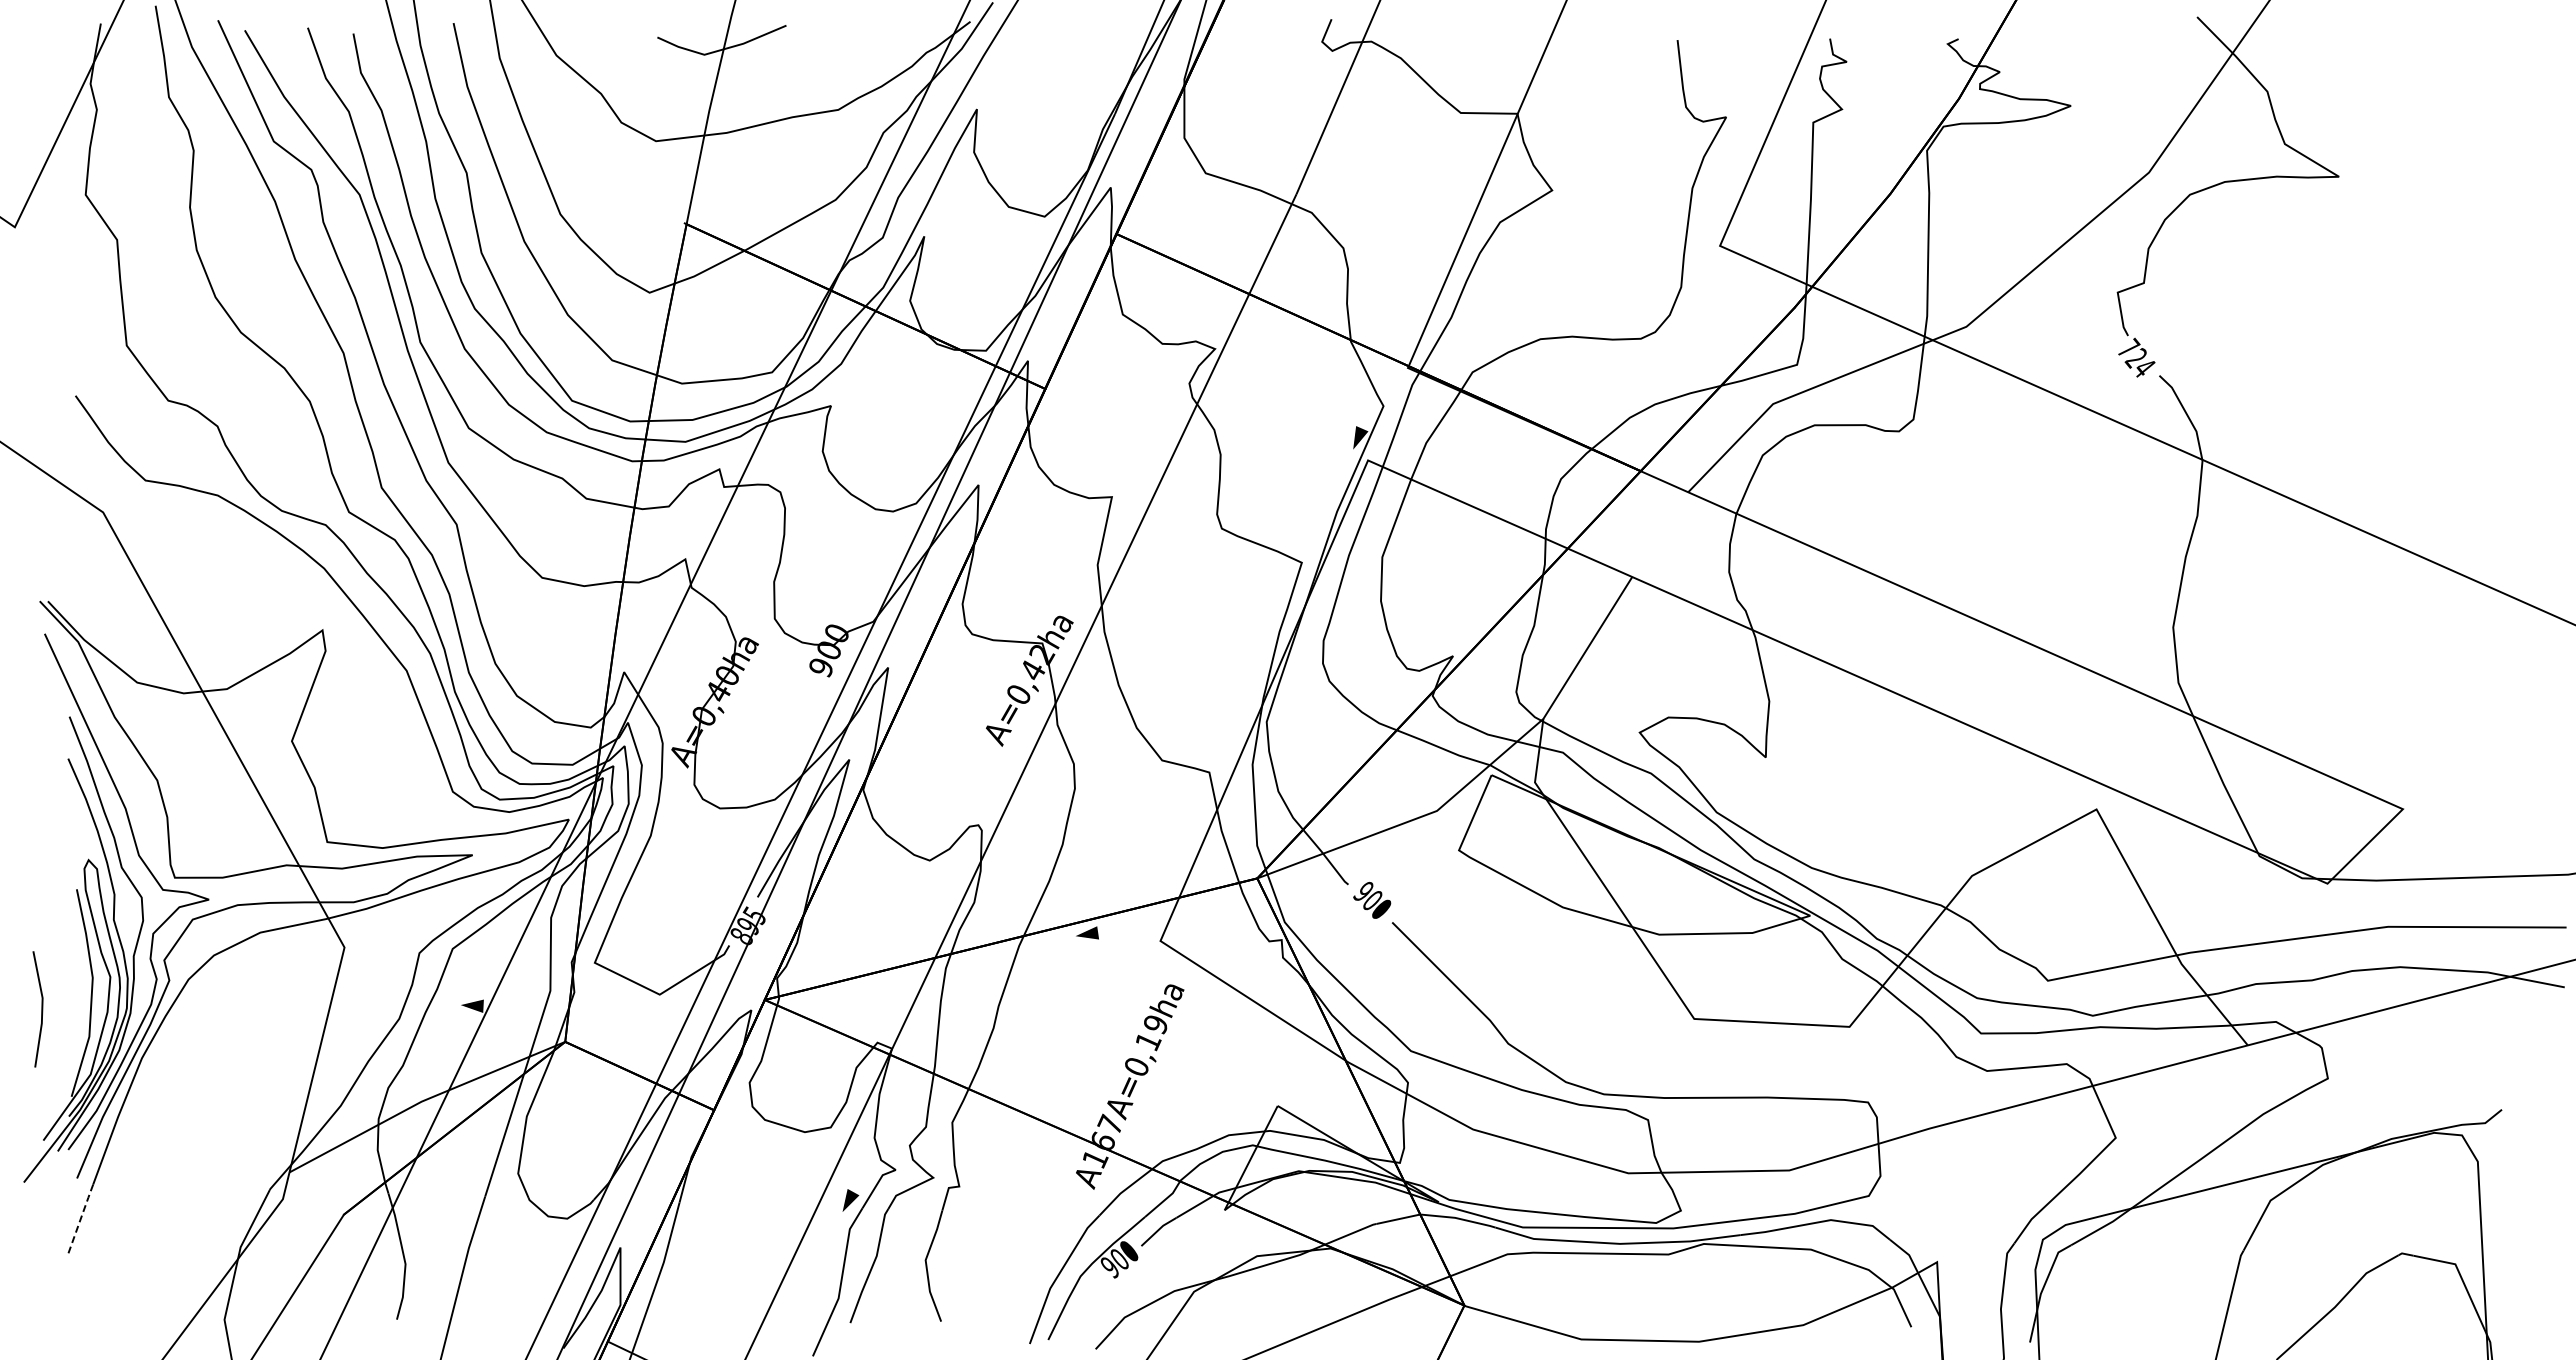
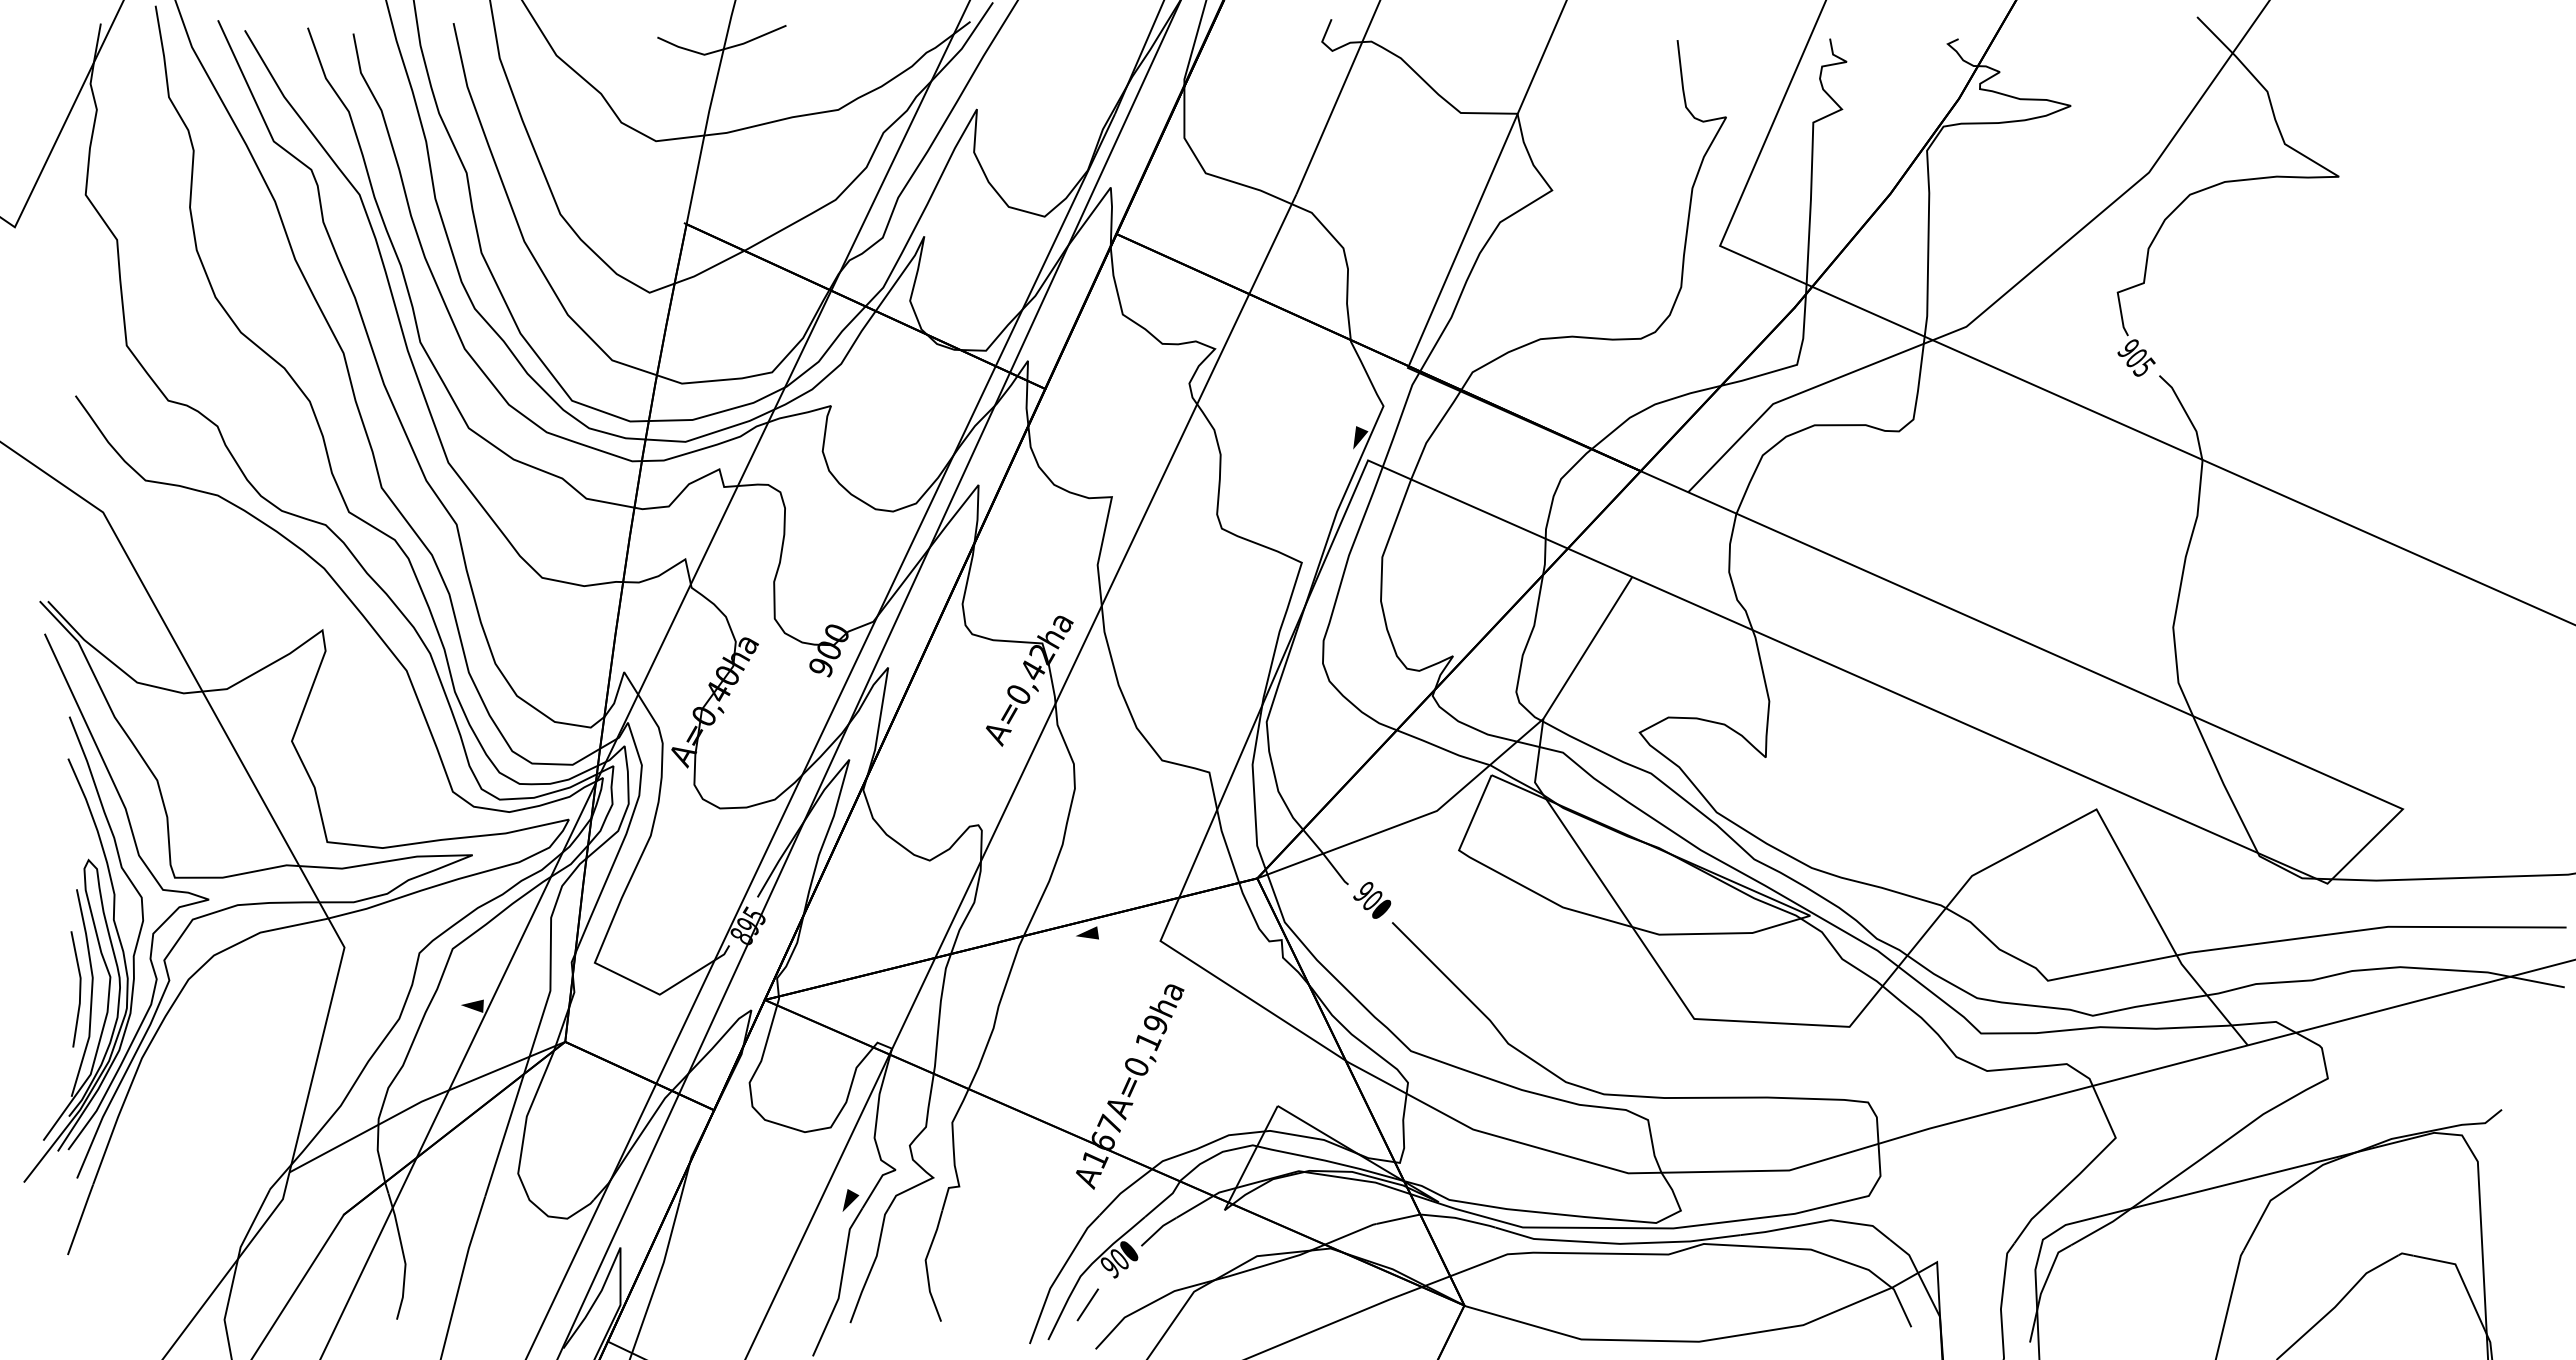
text: 724 -> 905 (2136, 357)
line position: (41, 1009) -> (79, 989) (79, 989)
line: dashed -> solid (80, 1219)
line: none -> present (1087, 1304)
